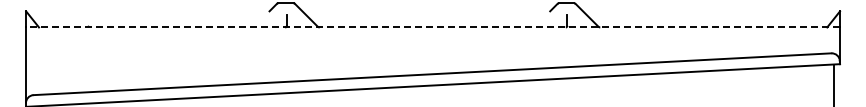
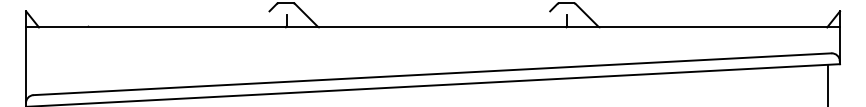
line: dashed -> solid (433, 27)
line position: (834, 83) -> (828, 83) (828, 83)
